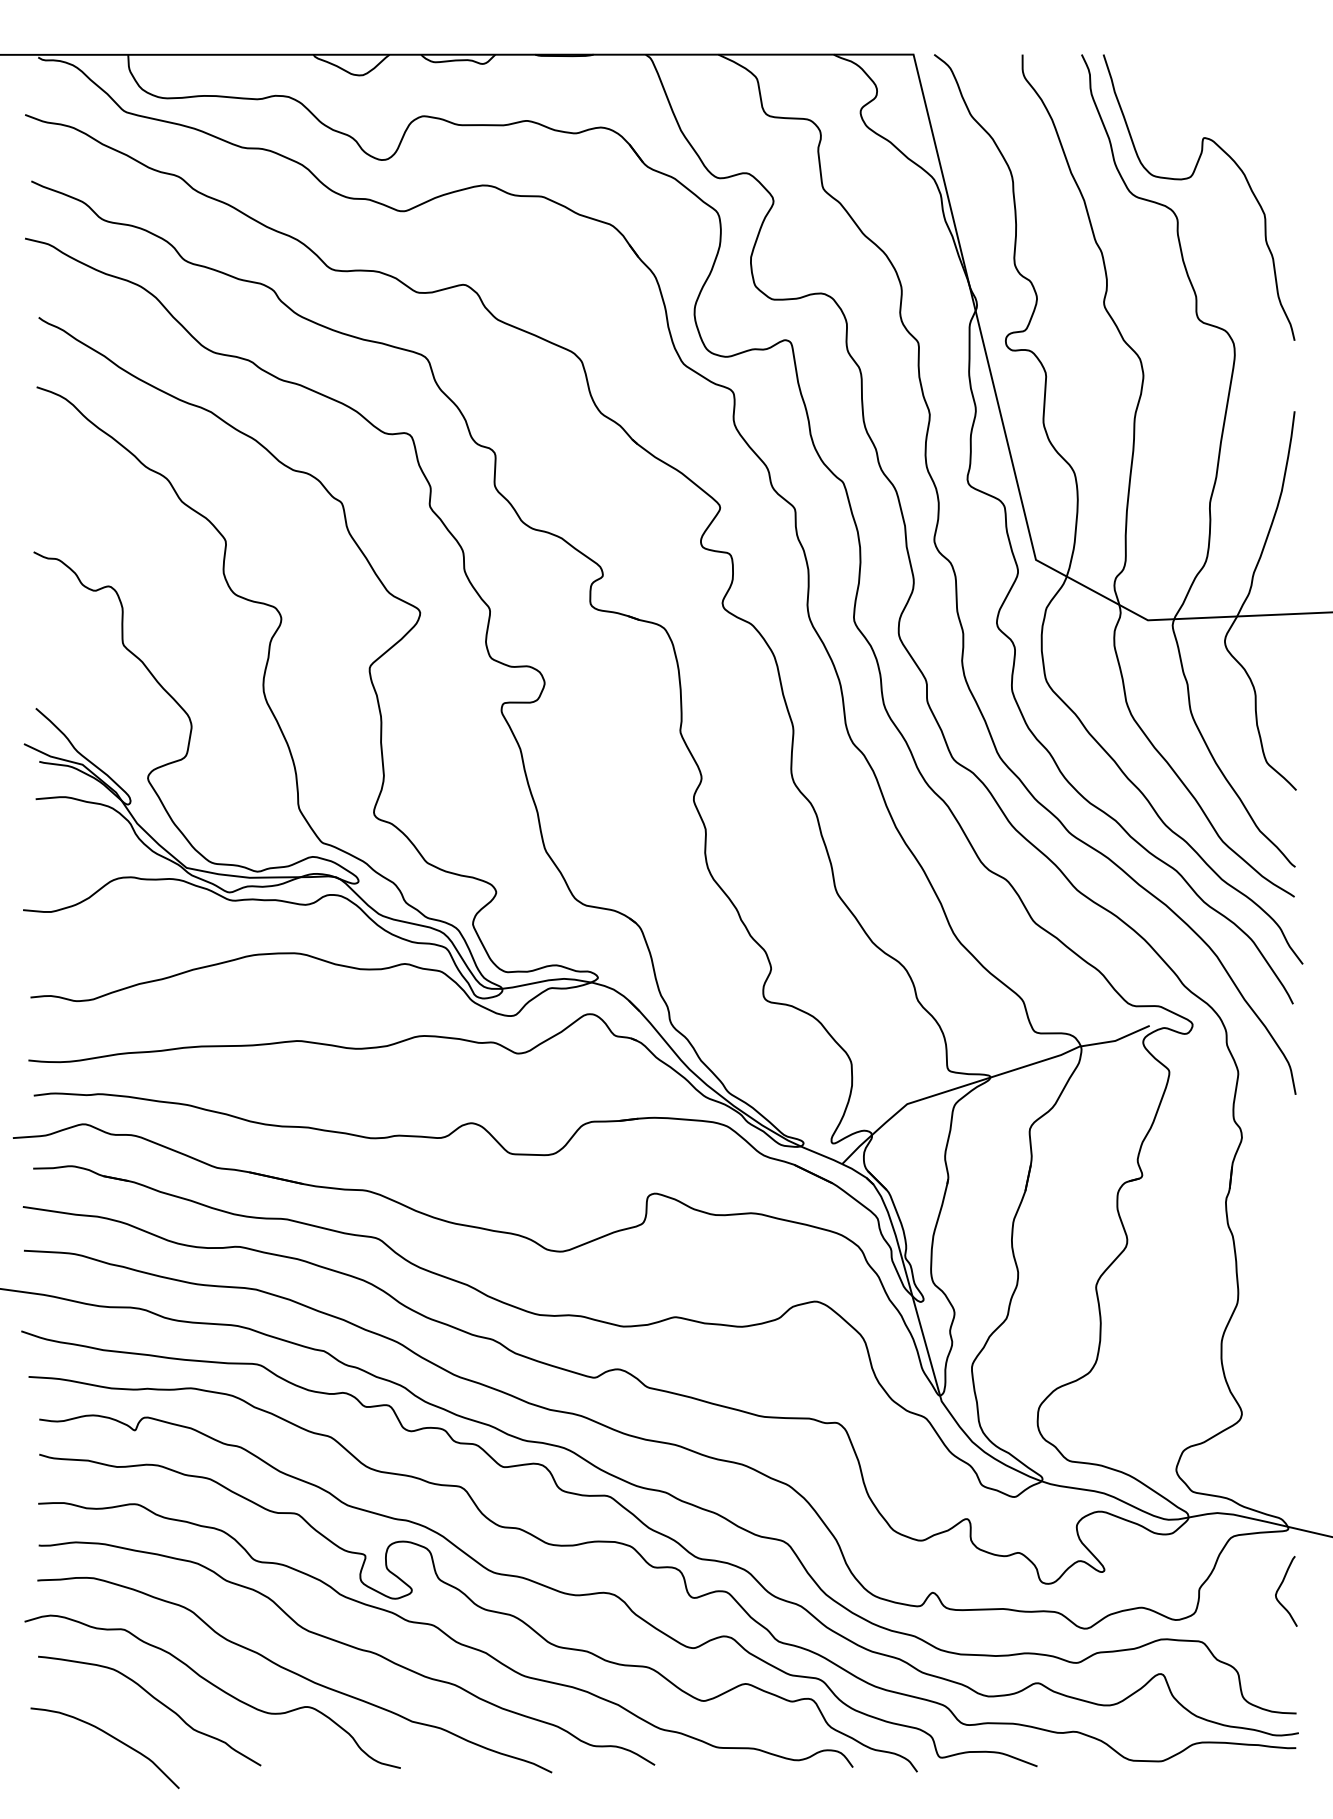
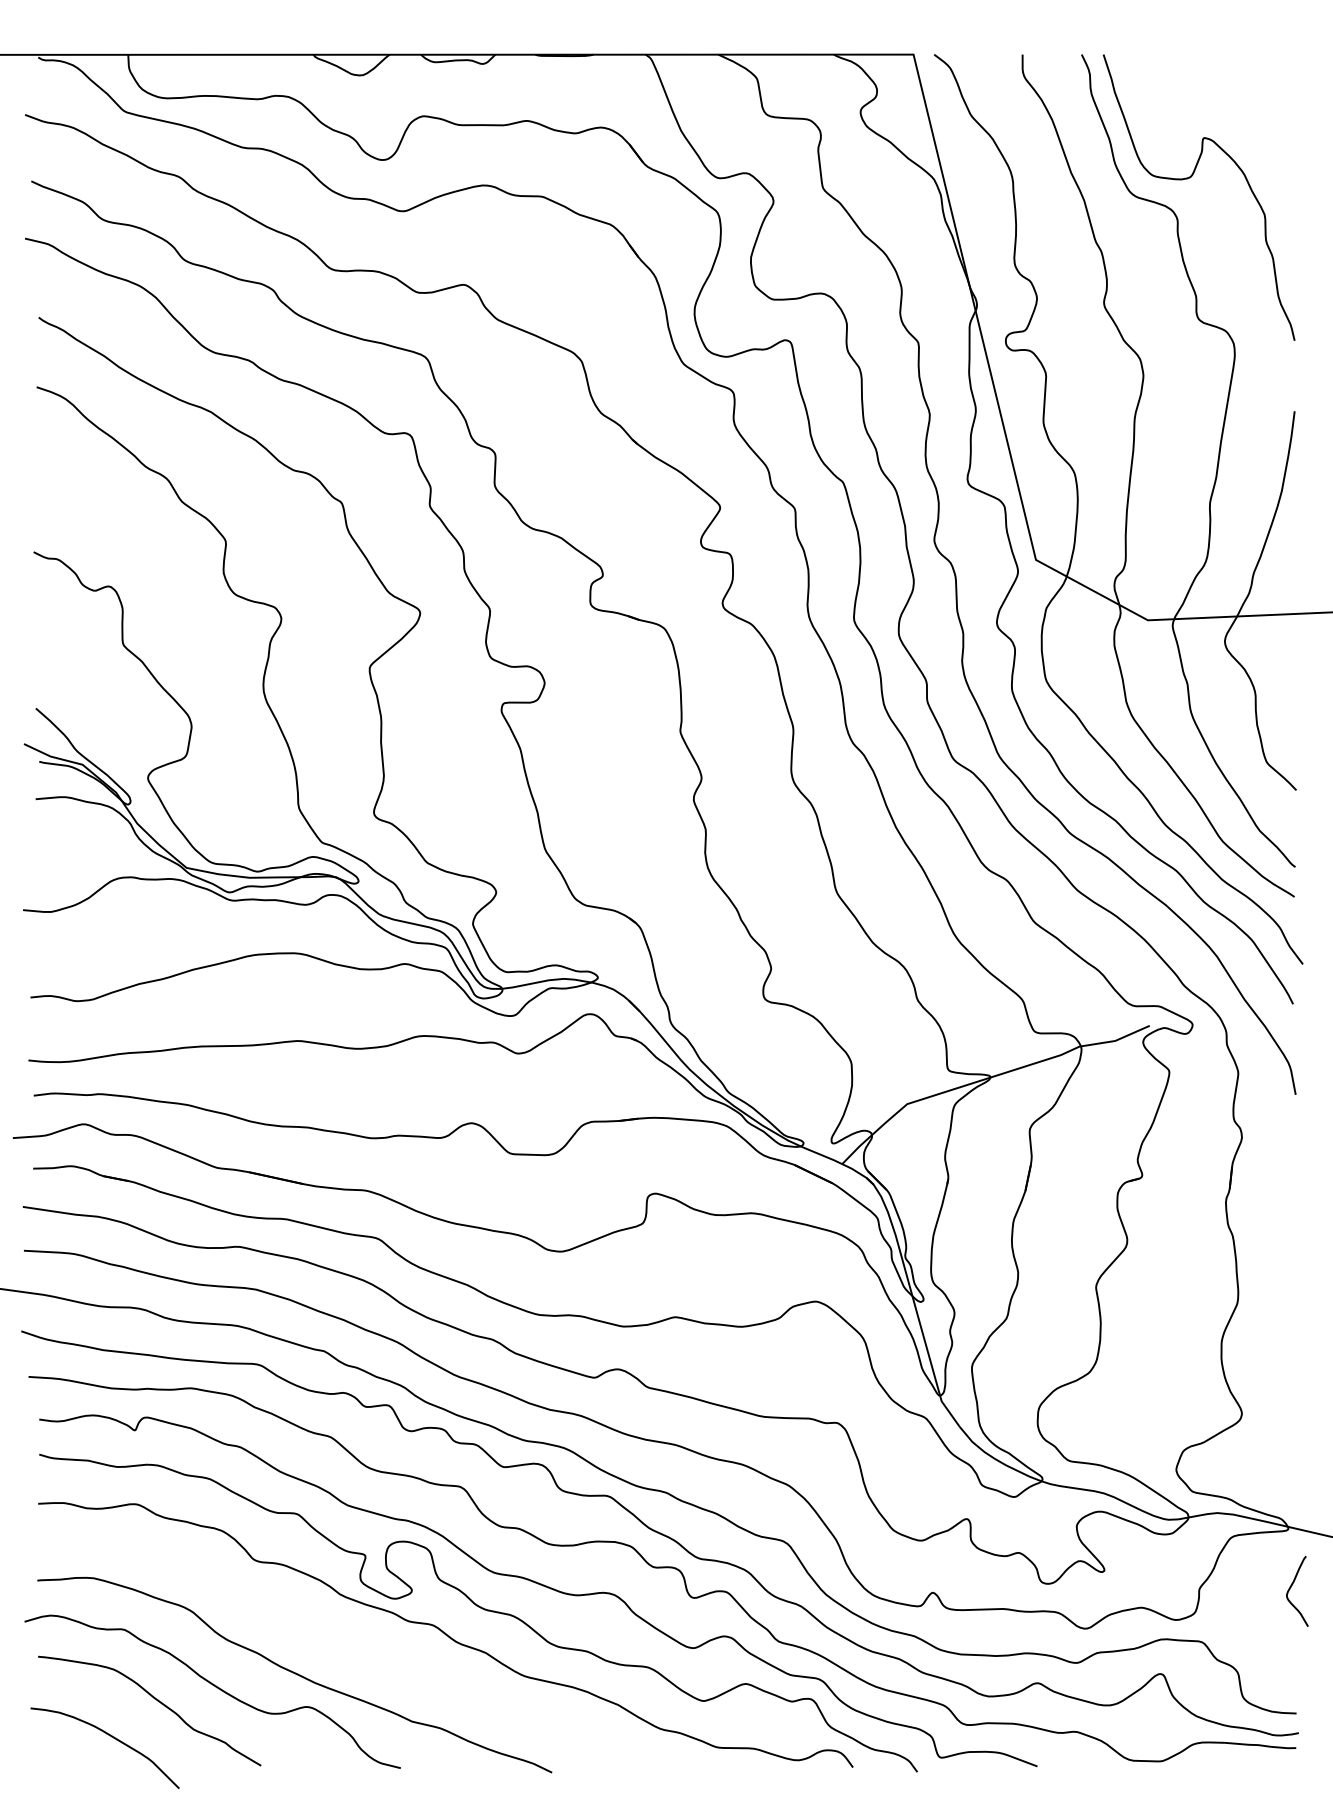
curve position: (1280, 1587) -> (1291, 1587) (1291, 1587)
curve: present -> none (350, 1647)
